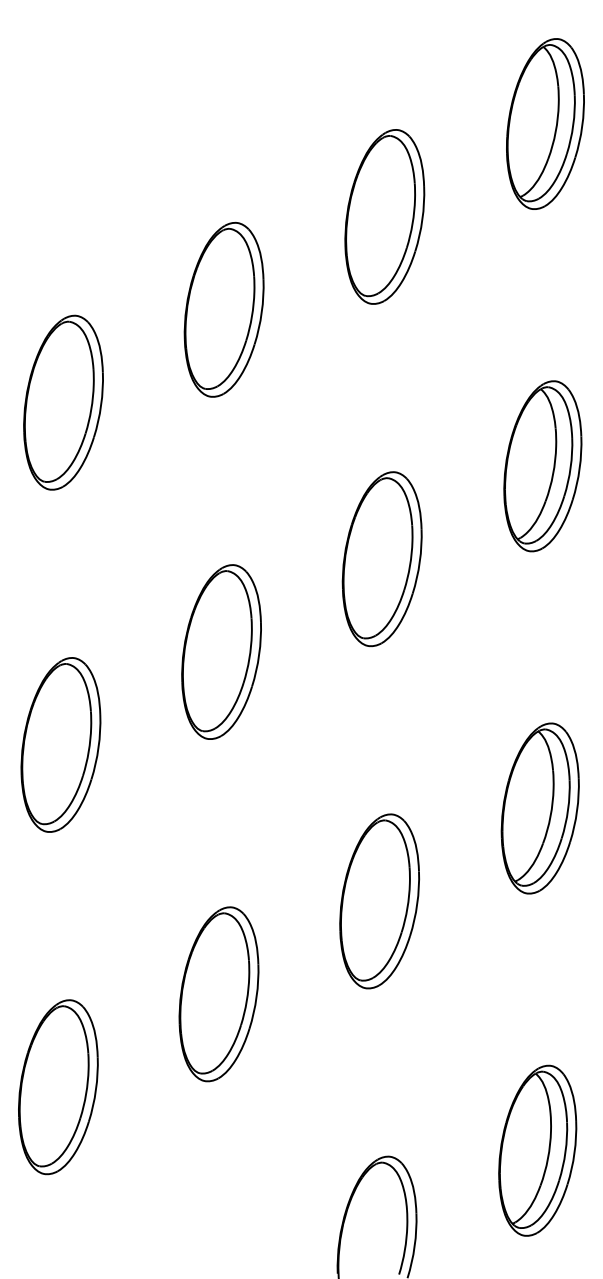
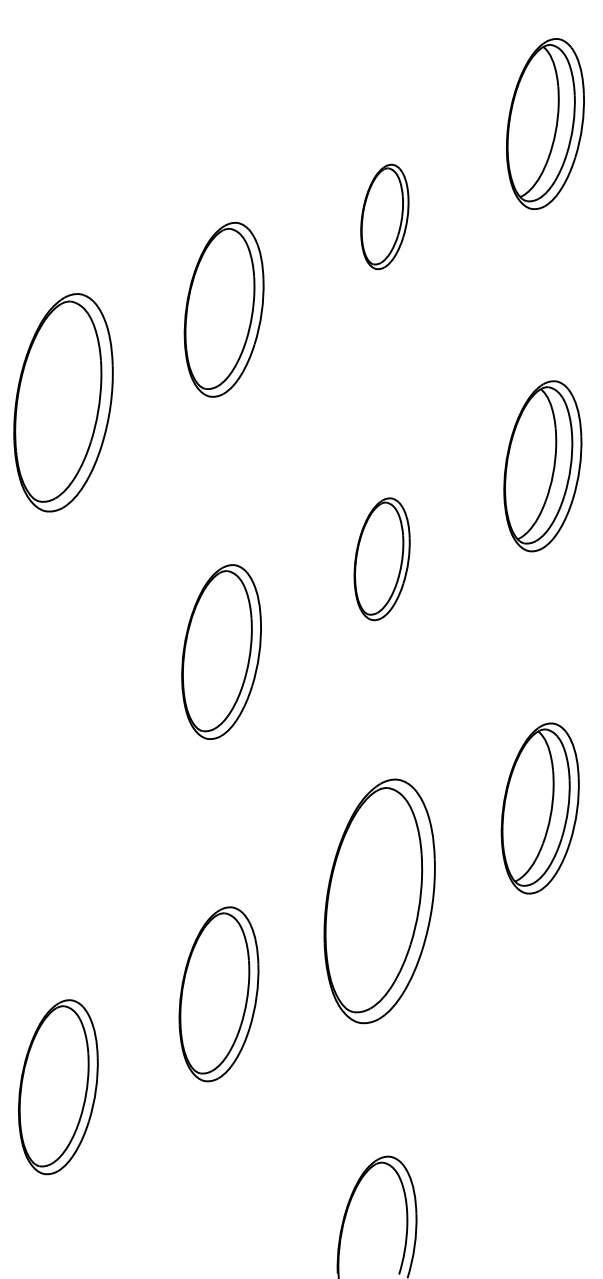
part size: 82x176 px -> 50x107 px (384, 216)
part size: 81x177 px -> 101x220 px (63, 402)
part size: 82x177 px -> 58x125 px (381, 559)
part: present -> none (60, 744)
part size: 81x177 px -> 113x247 px (379, 901)
part: present -> none (537, 1150)
